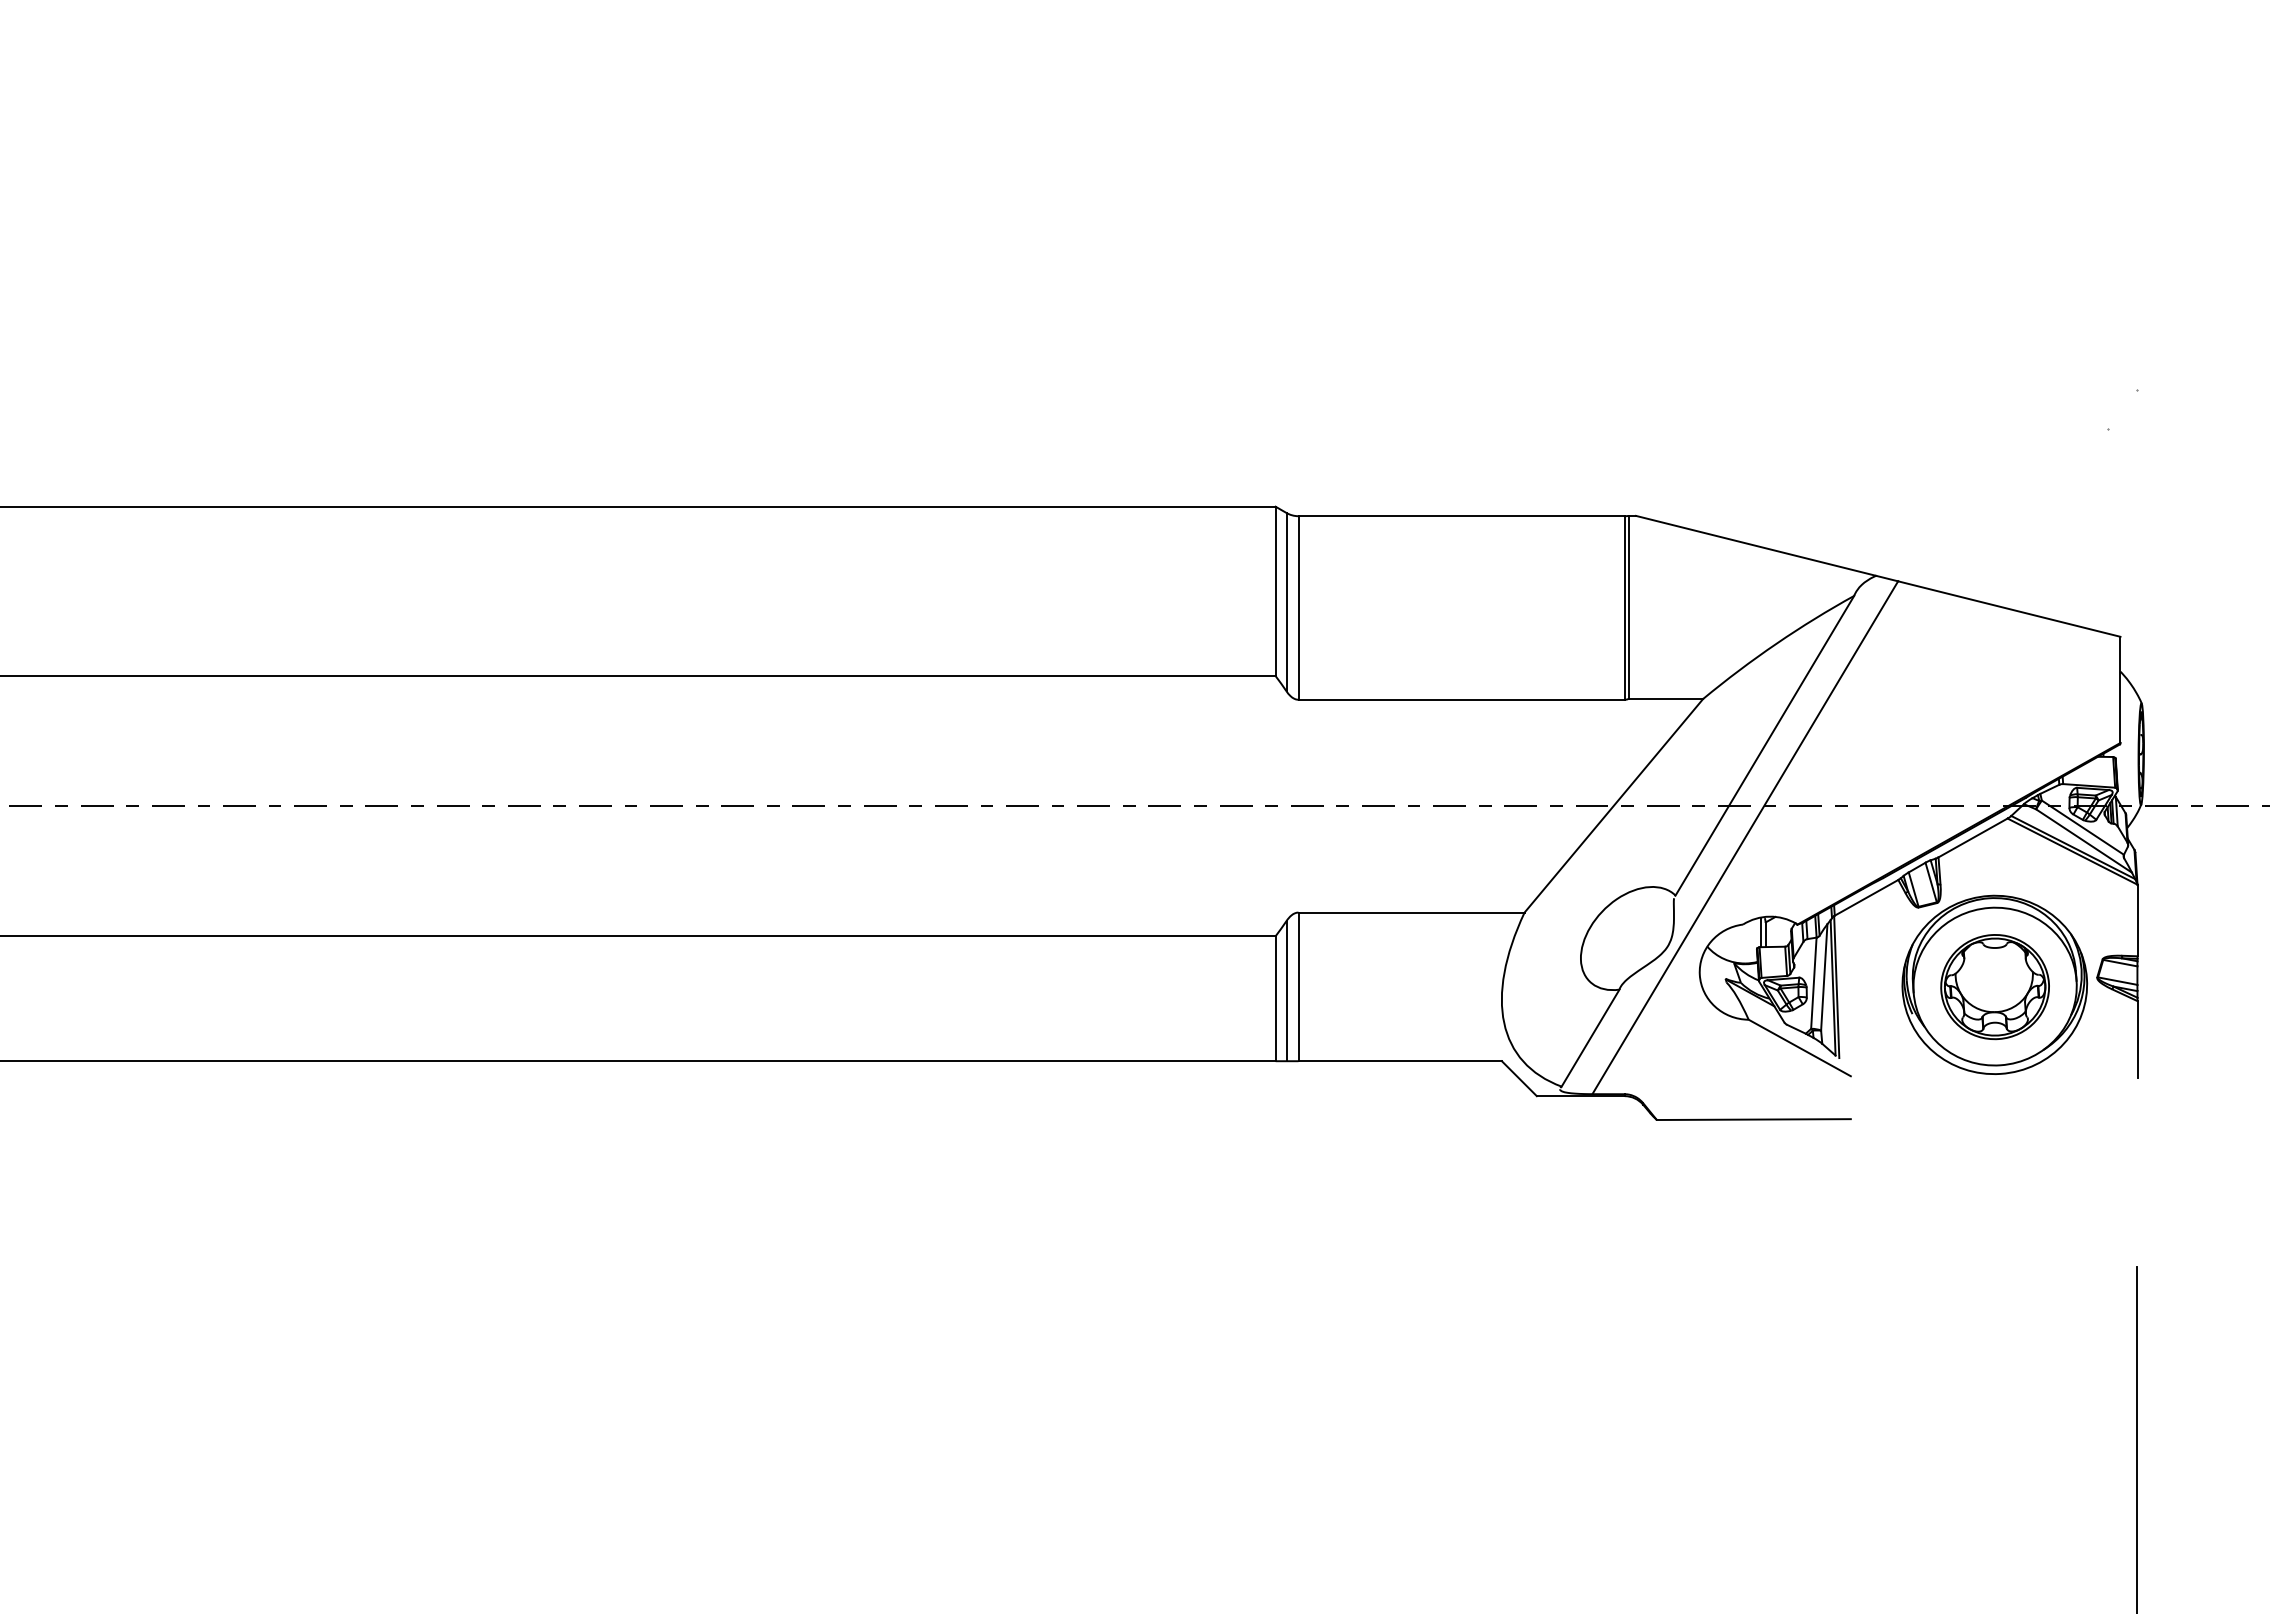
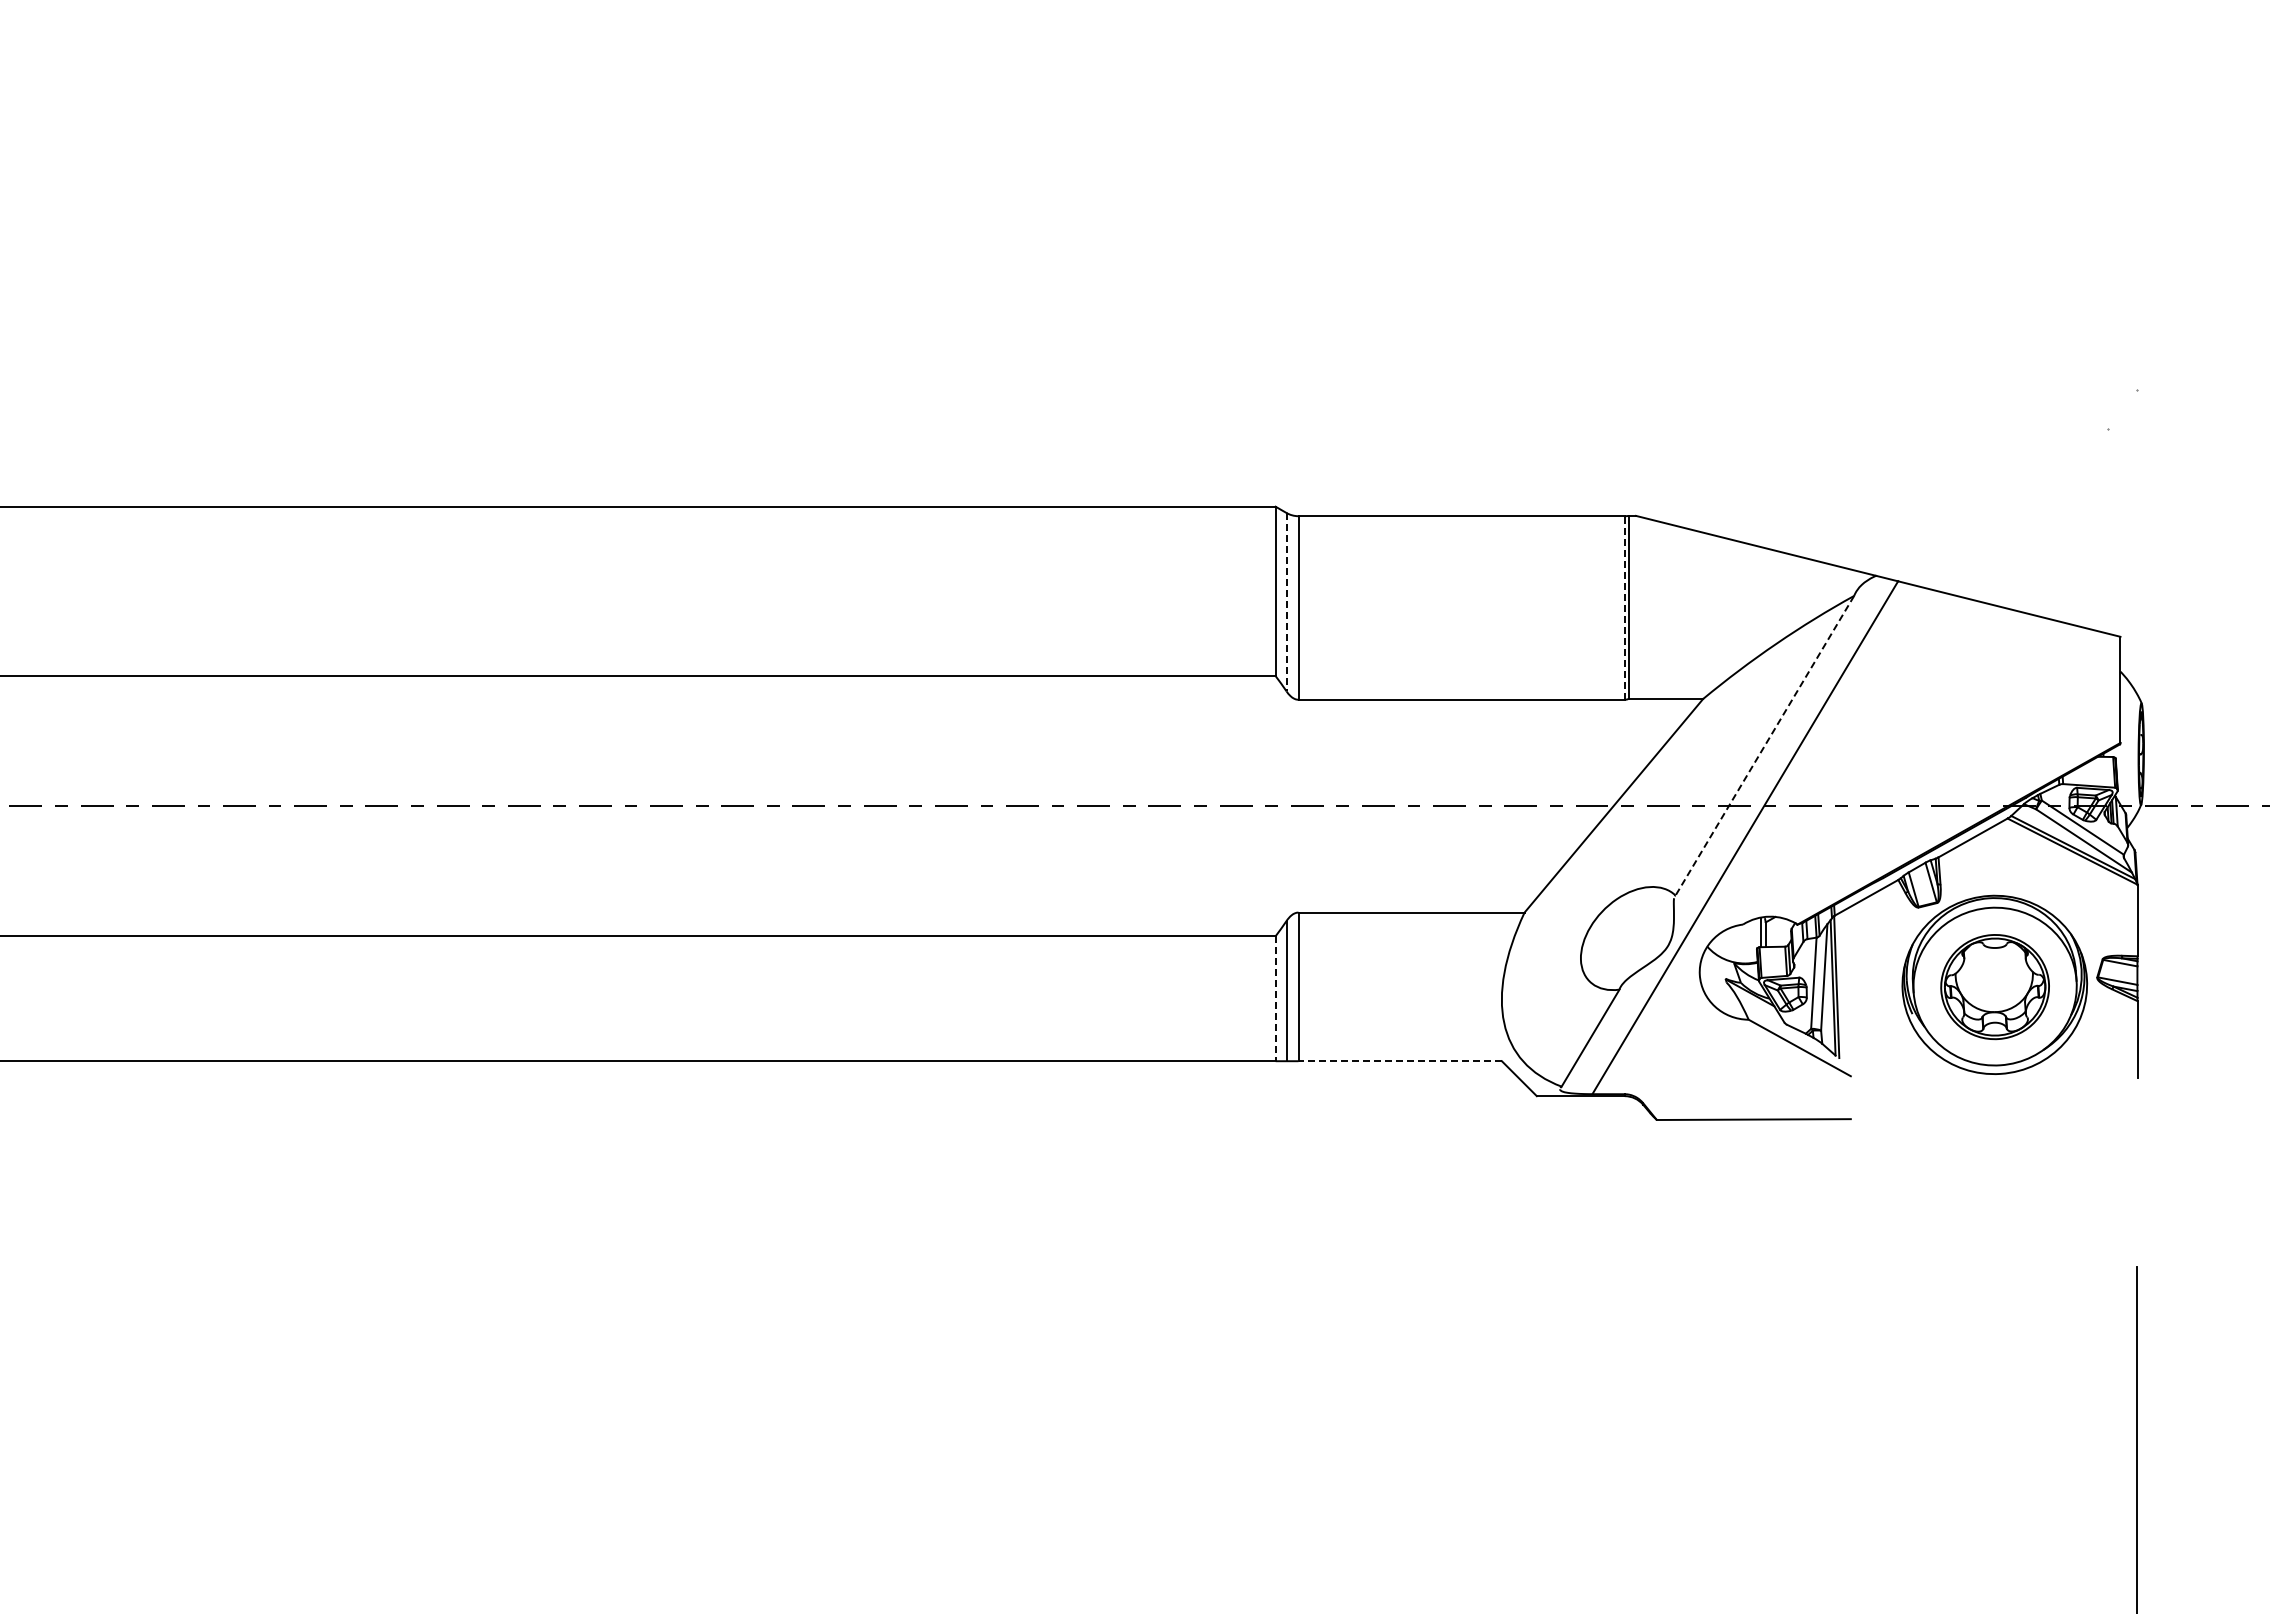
line: solid -> dashed (1286, 602)
line: solid -> dashed (1624, 607)
line: solid -> dashed (1764, 746)
line: solid -> dashed (1275, 999)
line: solid -> dashed (1400, 1061)
